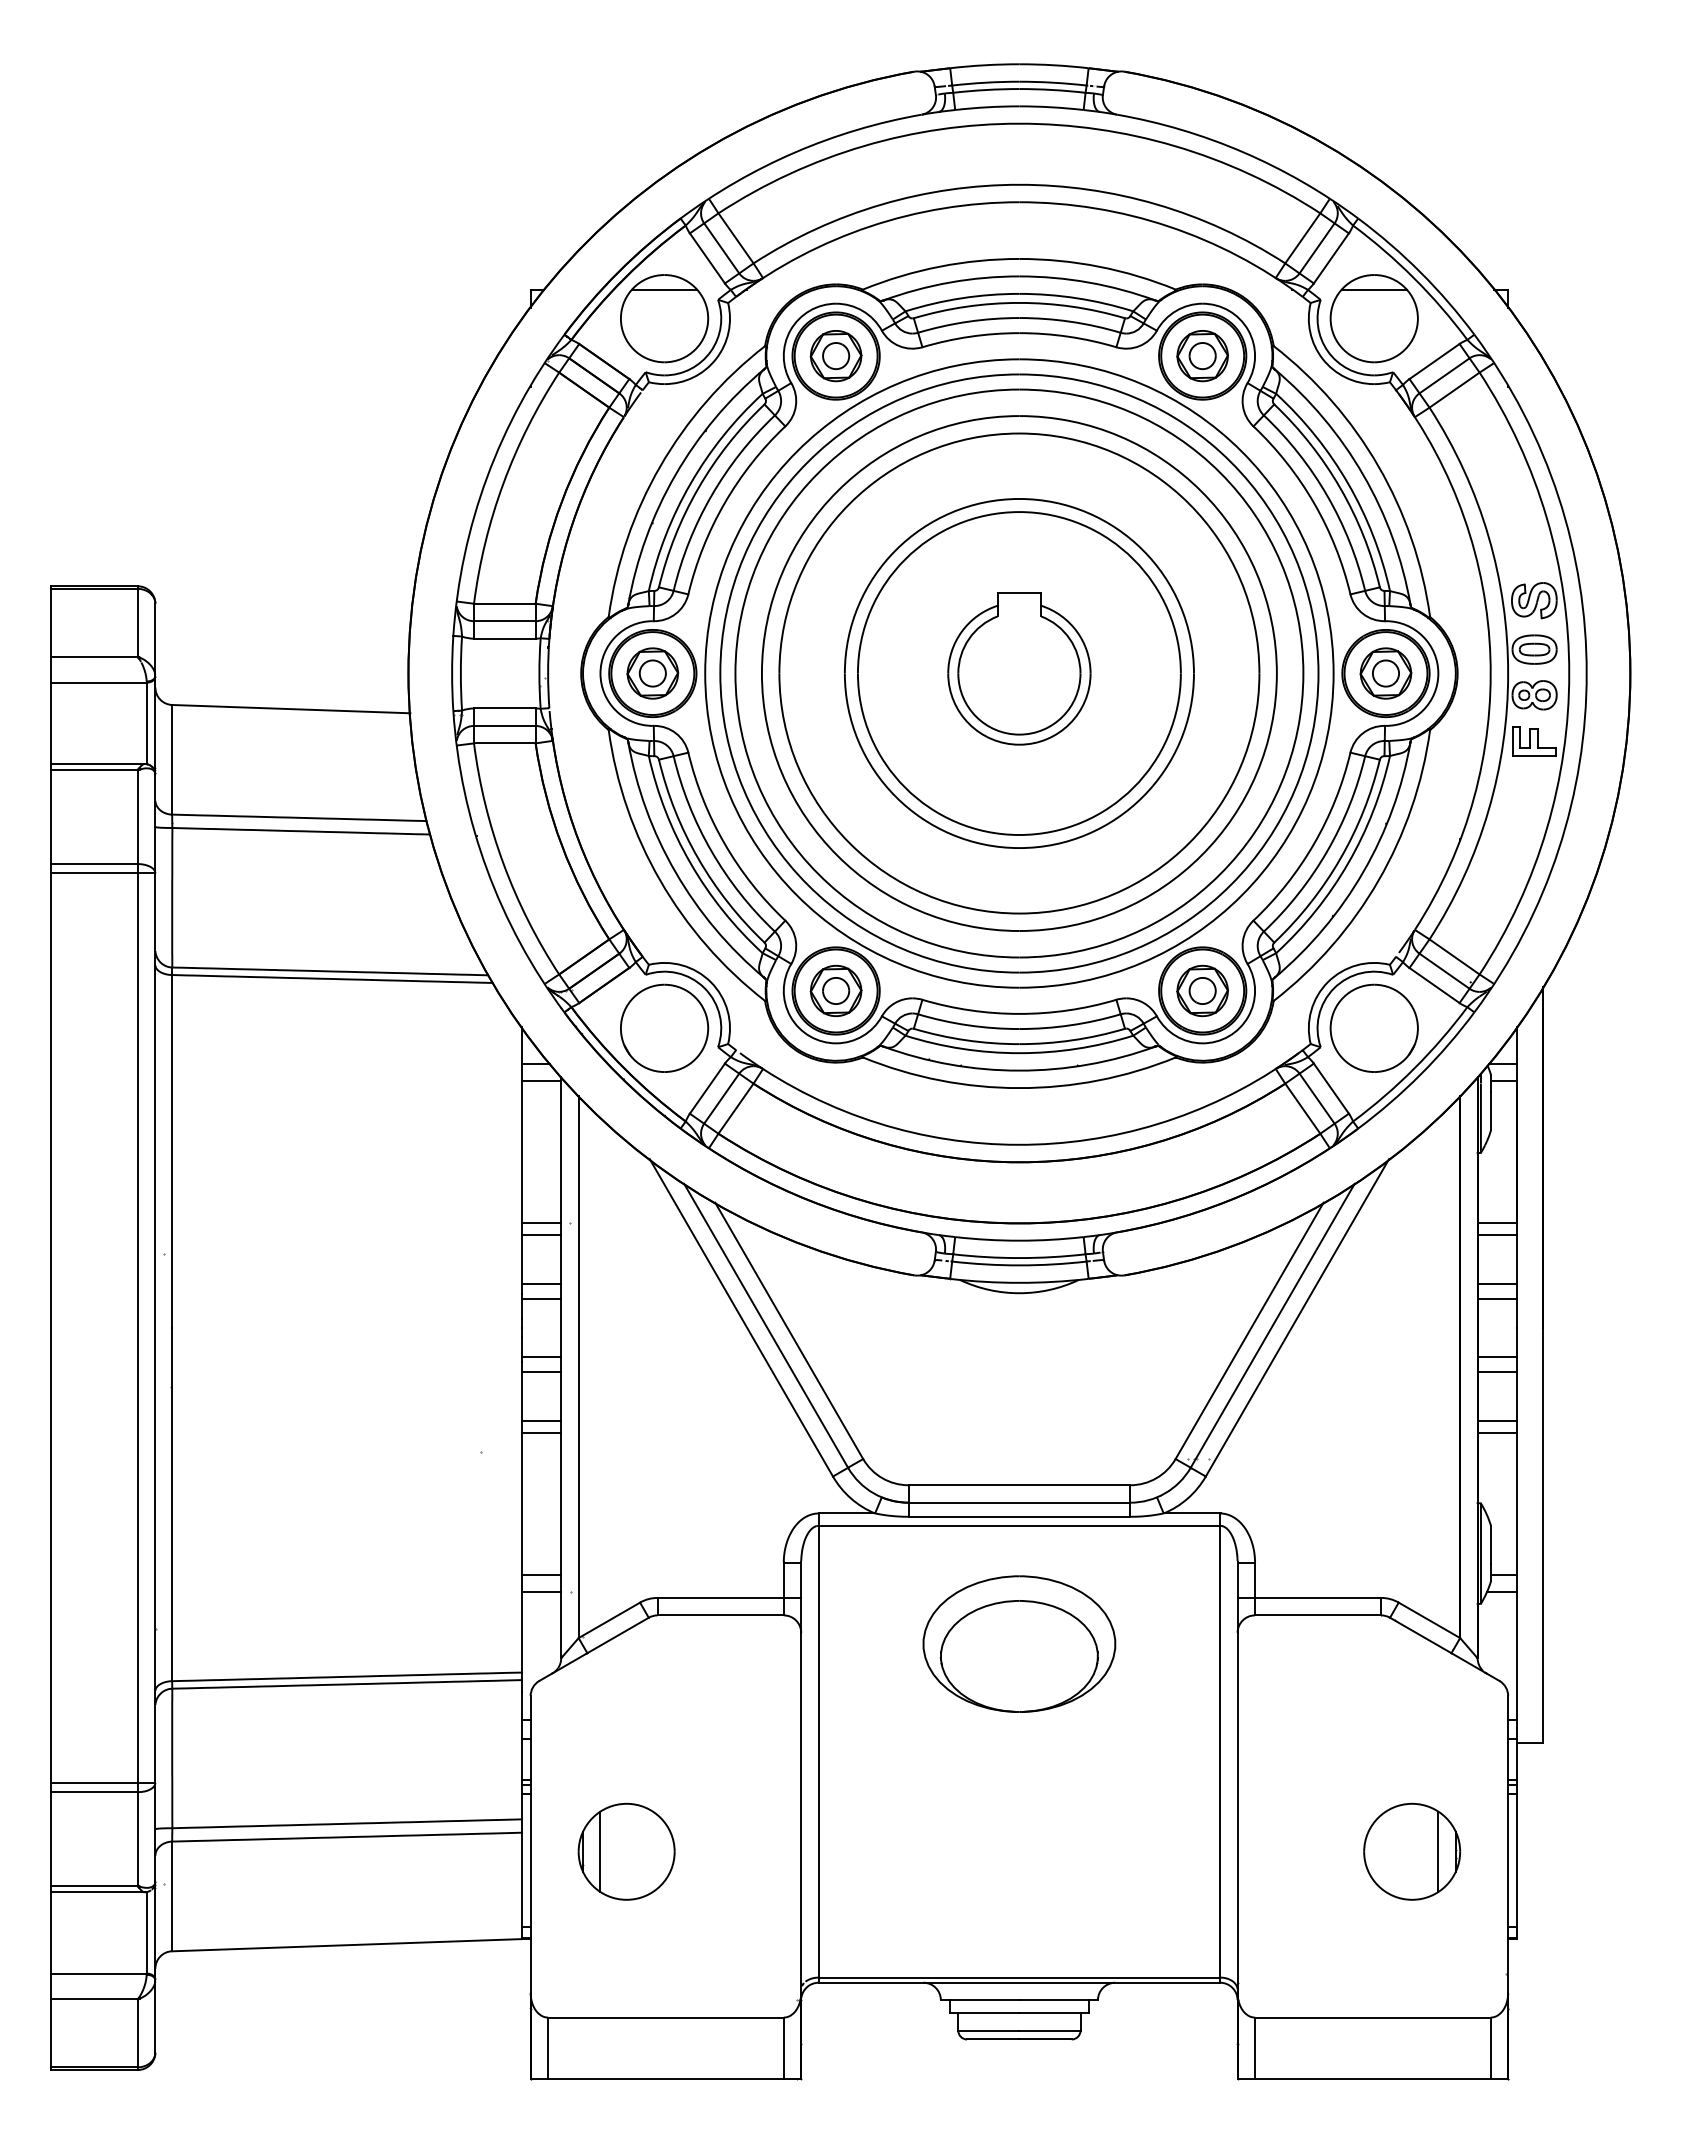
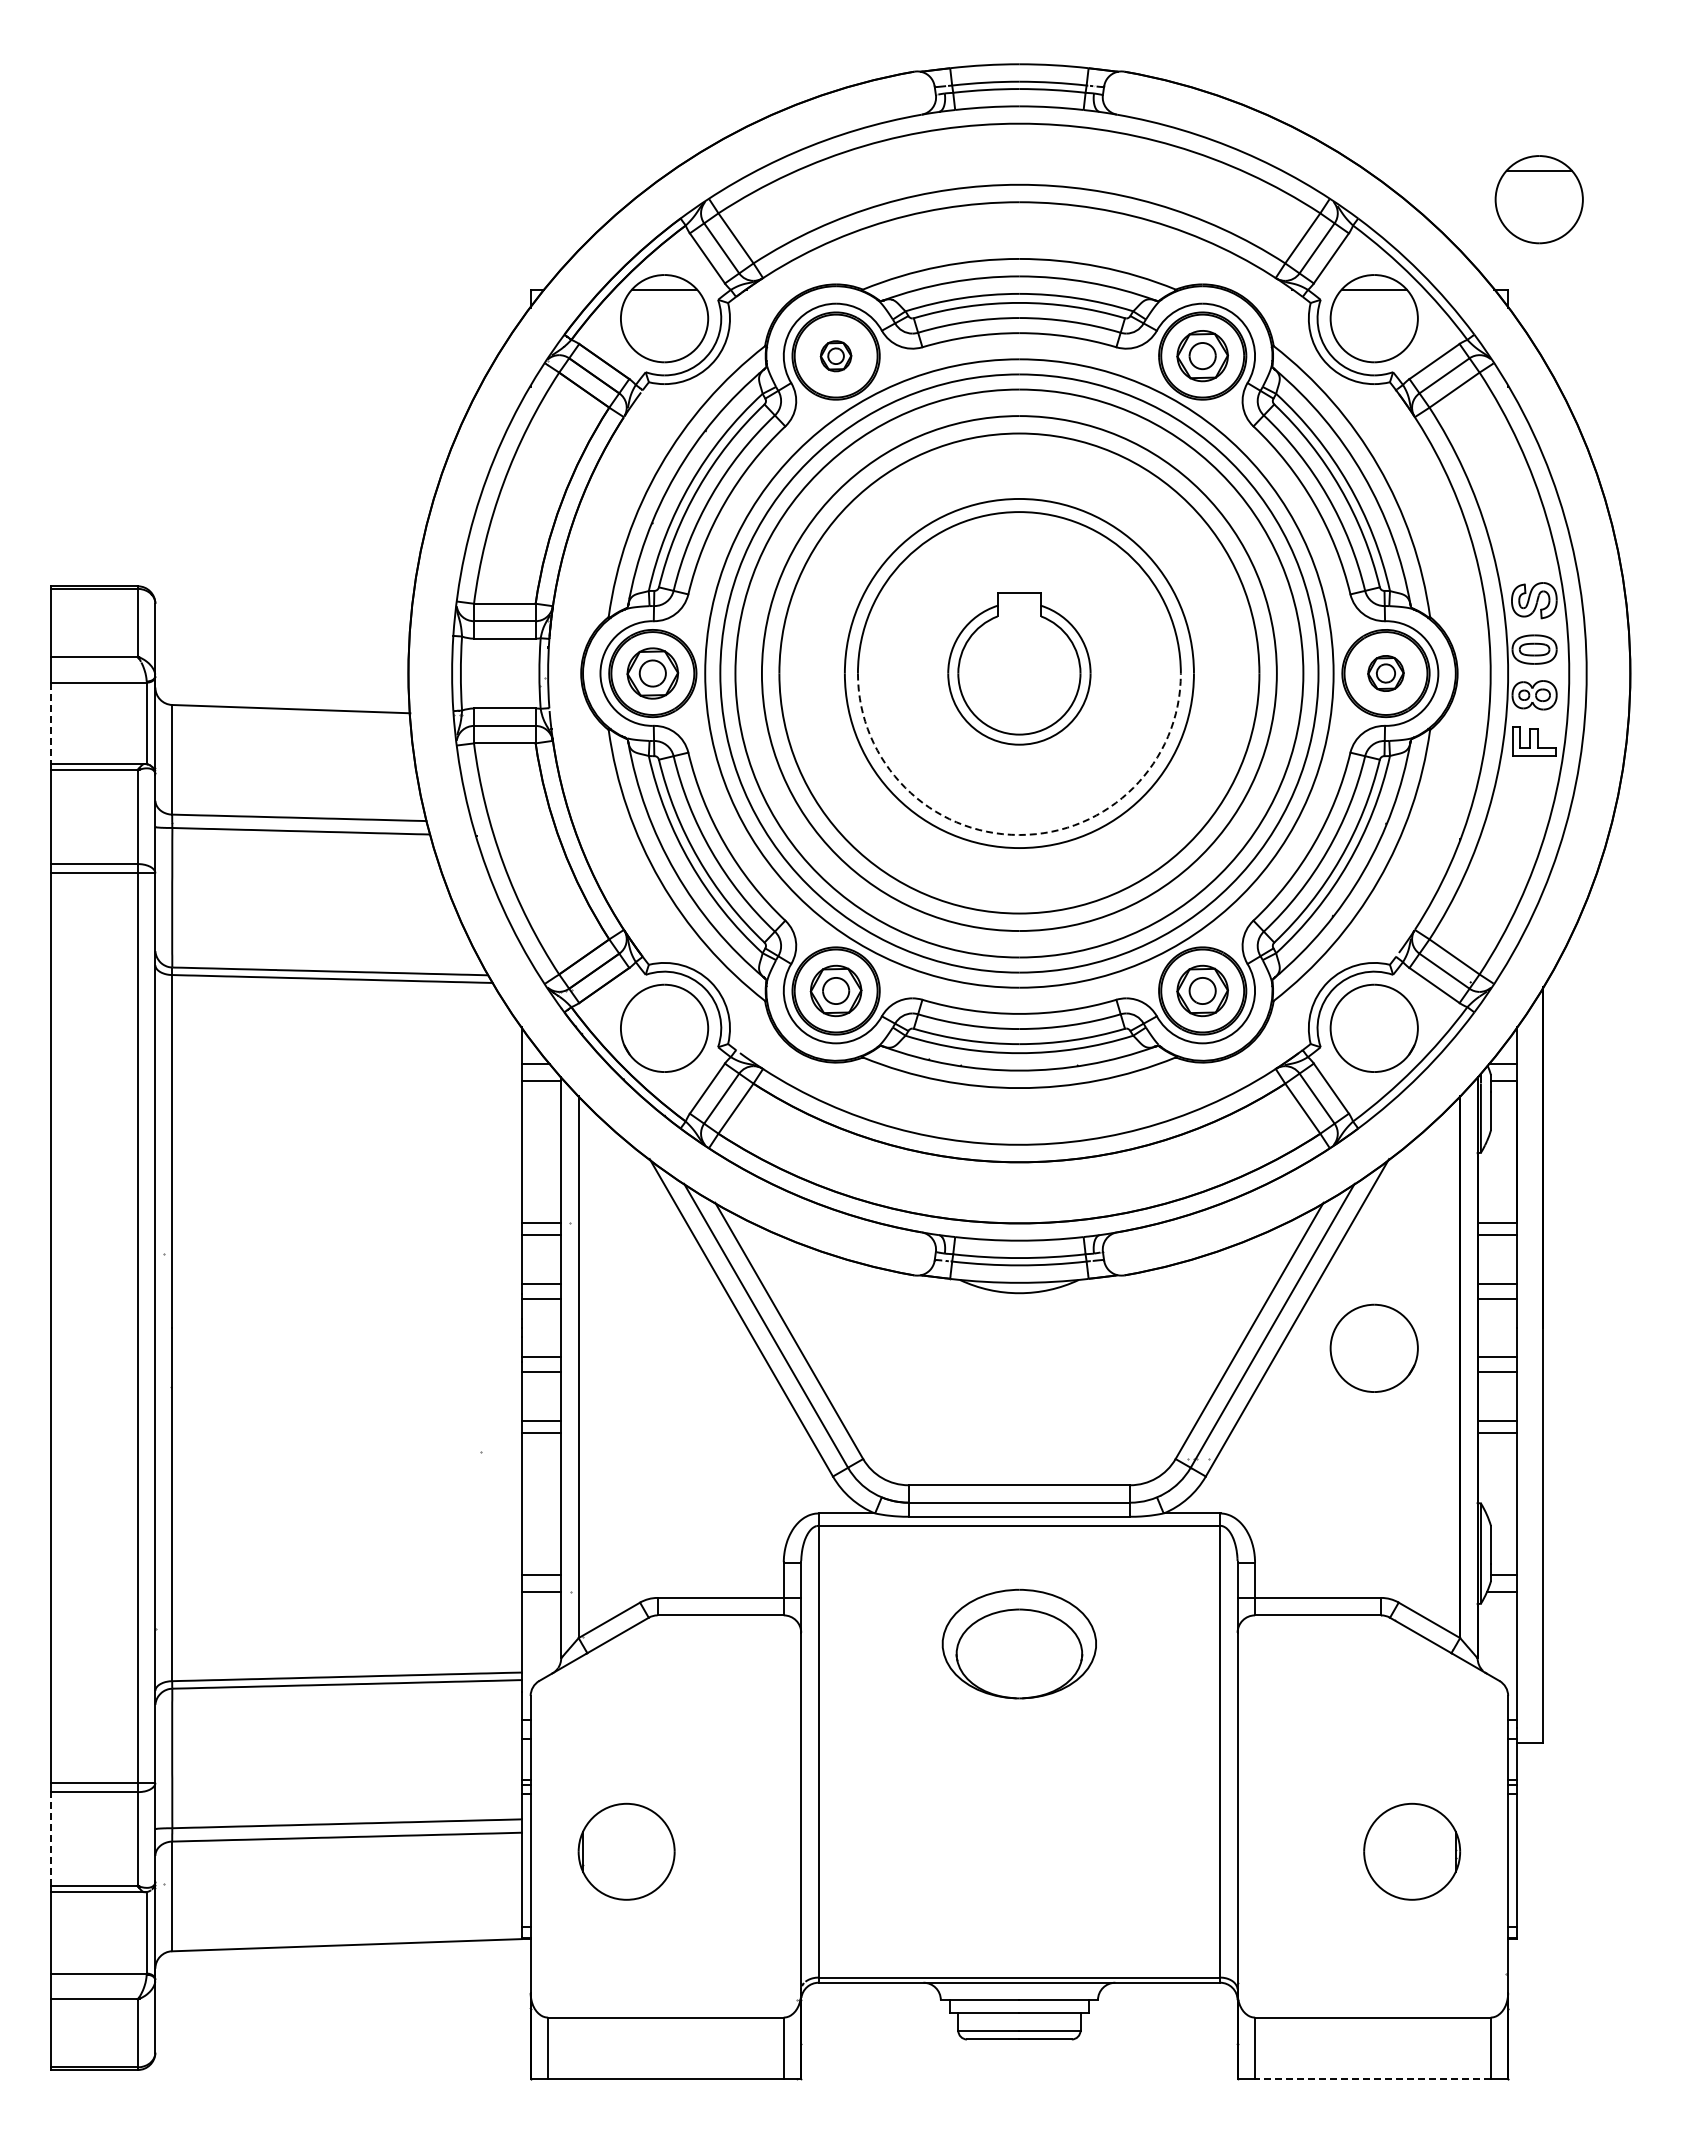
part: none -> present (1538, 199)
part size: 54x53 px -> 34x33 px (835, 356)
part size: 54x53 px -> 38x37 px (1385, 673)
line: solid -> dashed (50, 723)
arc: solid -> dashed (1019, 835)
part: none -> present (1373, 1347)
part size: 195x138 px -> 156x112 px (1018, 1643)
line: solid -> dashed (50, 1839)
line: present -> none (600, 1851)
line: present -> none (1438, 1851)
line: solid -> dashed (1372, 2078)
